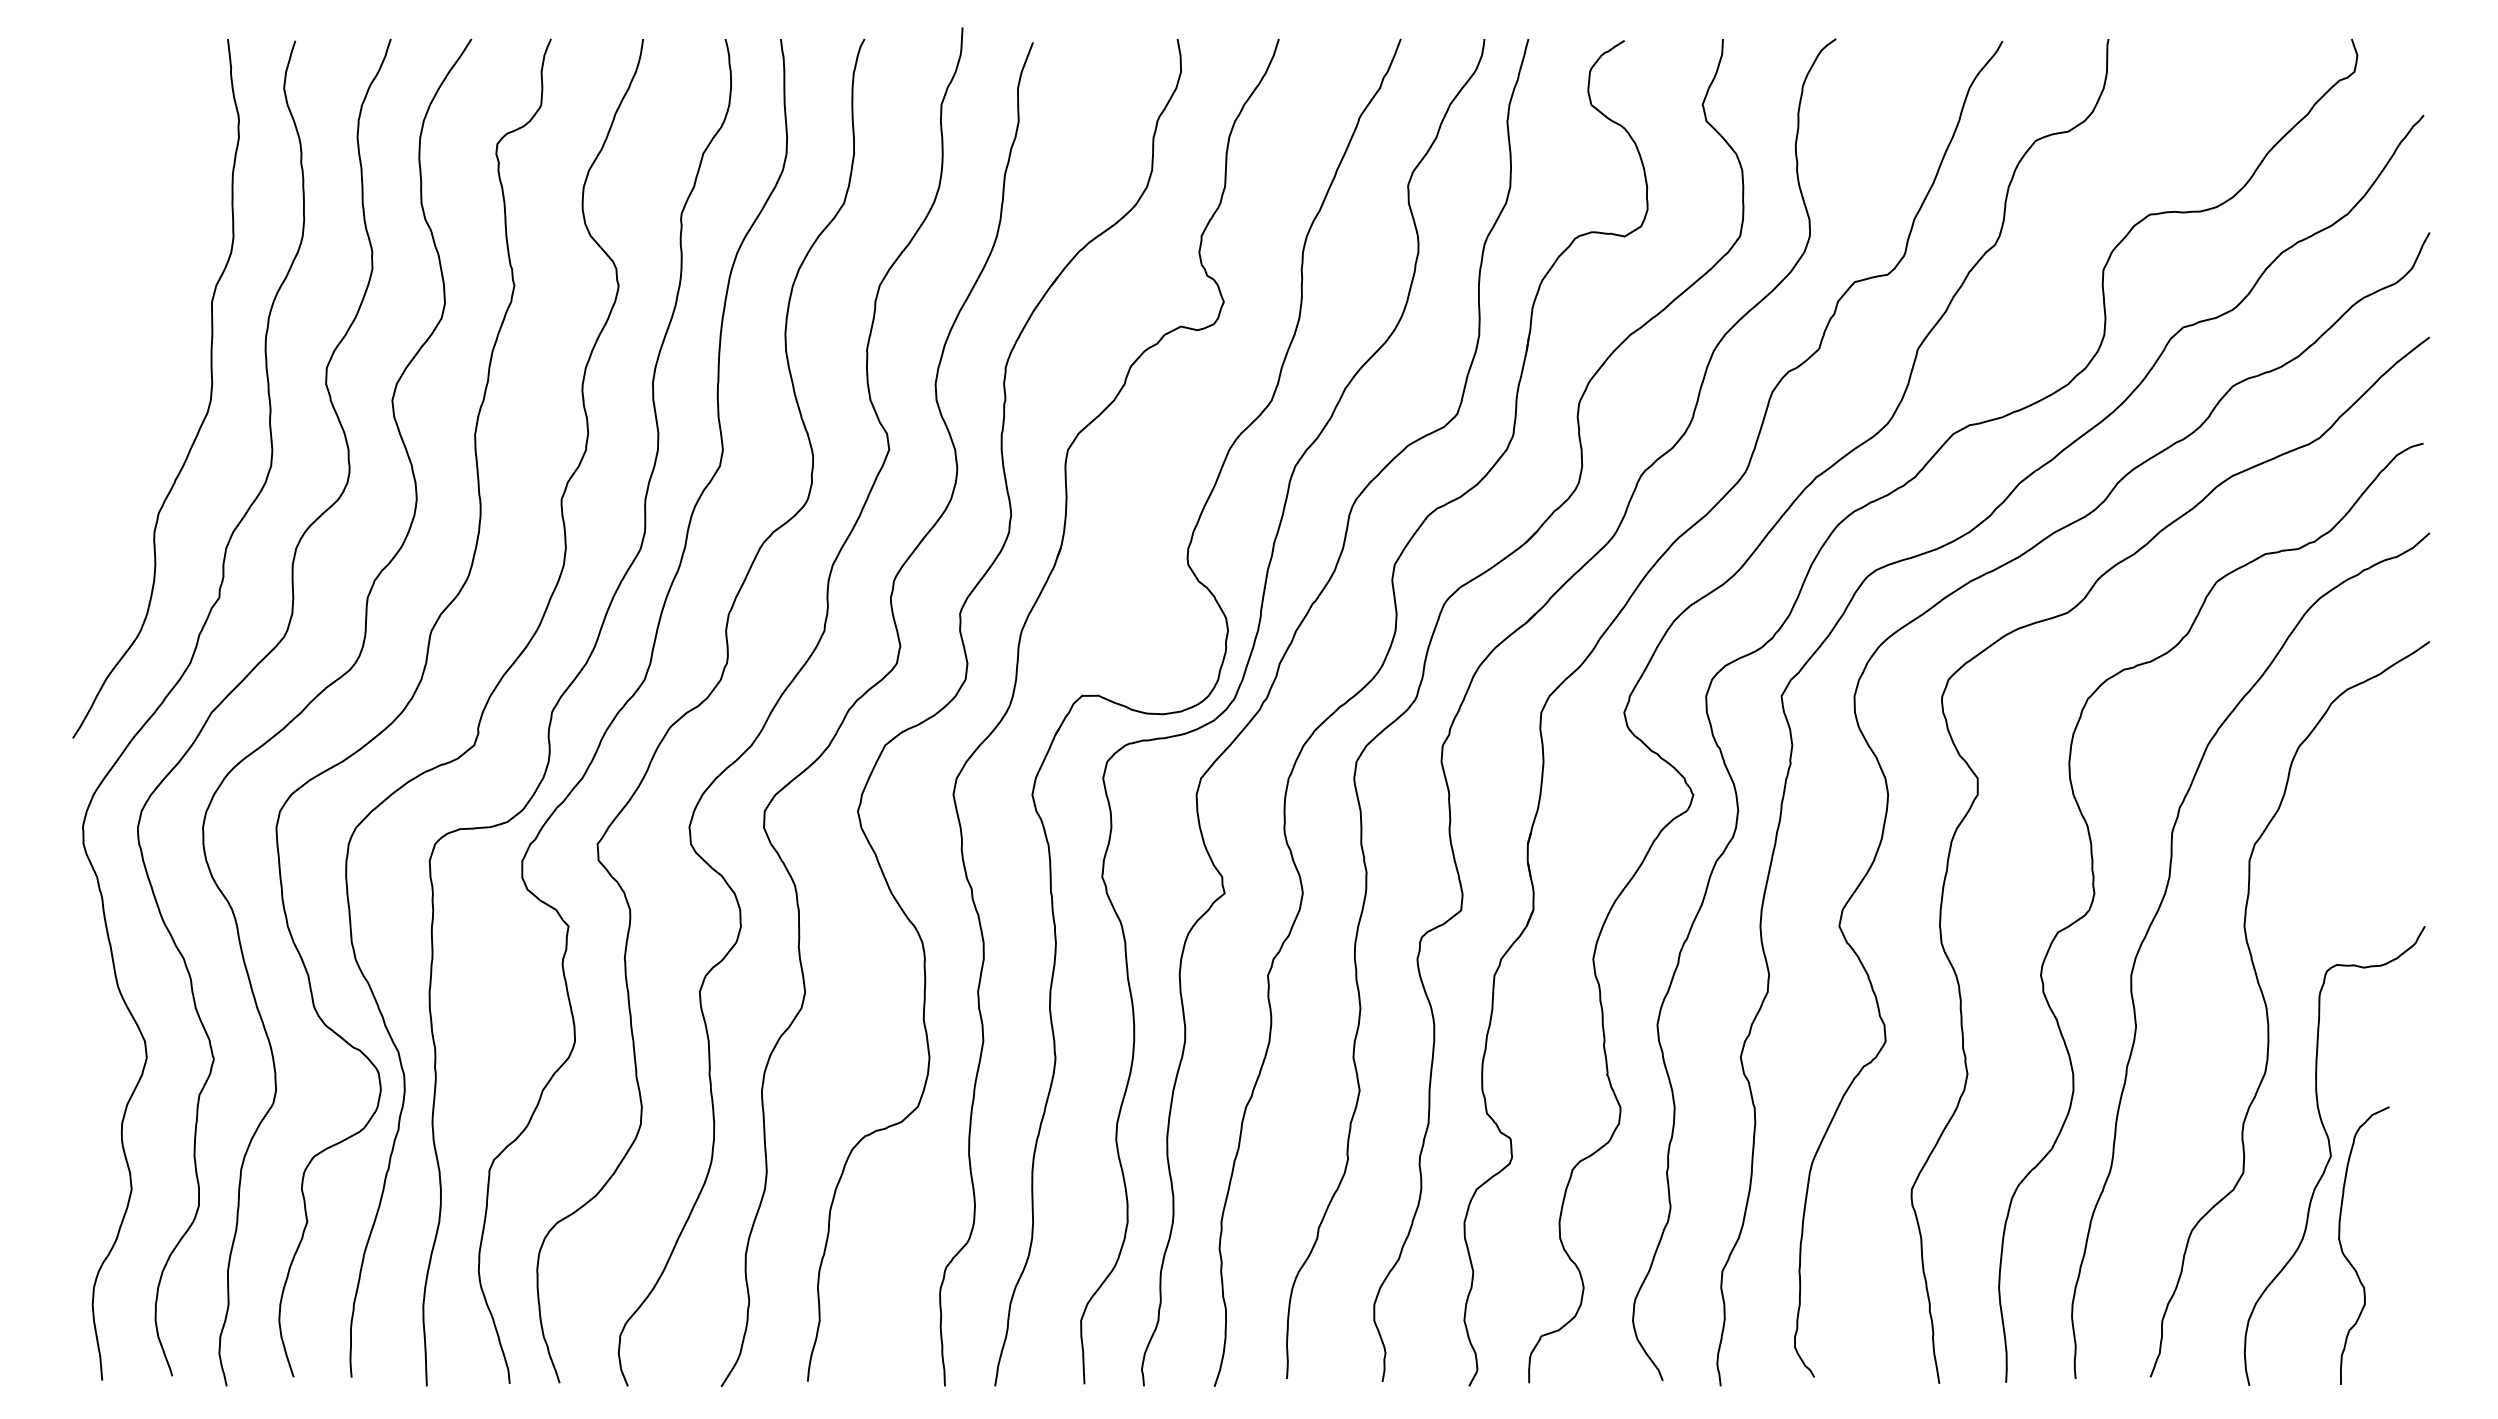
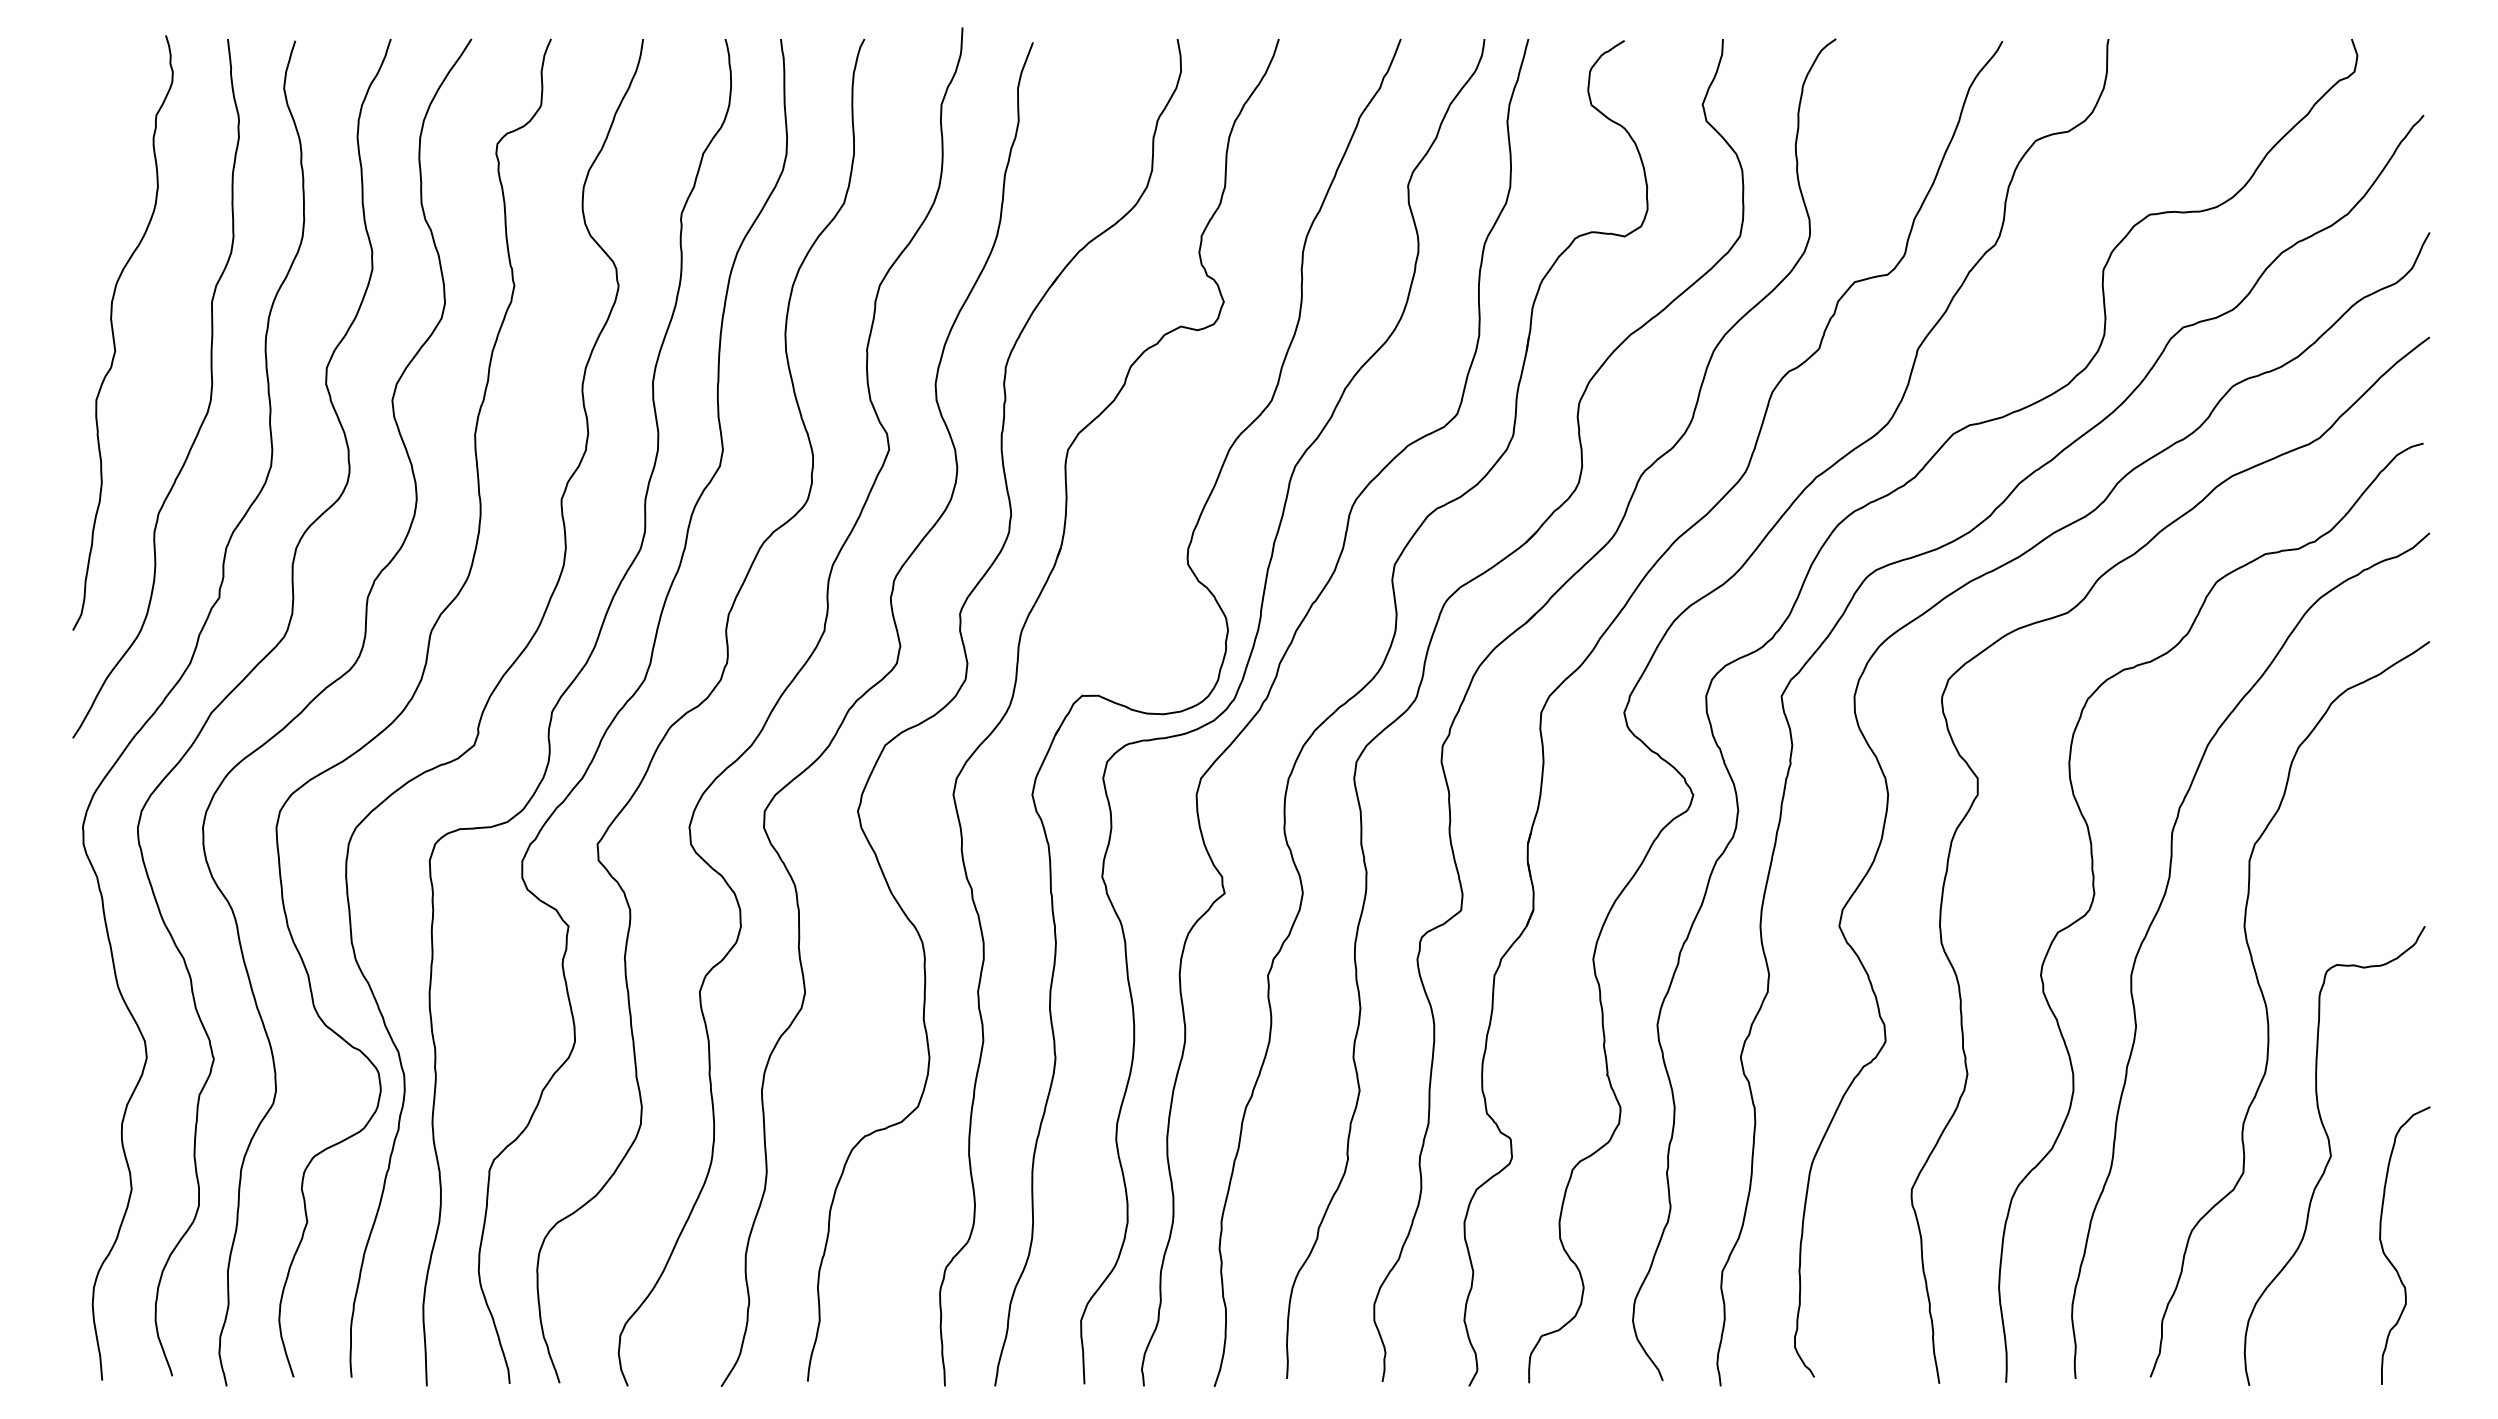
curve: none -> present (114, 335)
curve position: (2346, 1256) -> (2387, 1256) (2387, 1256)
